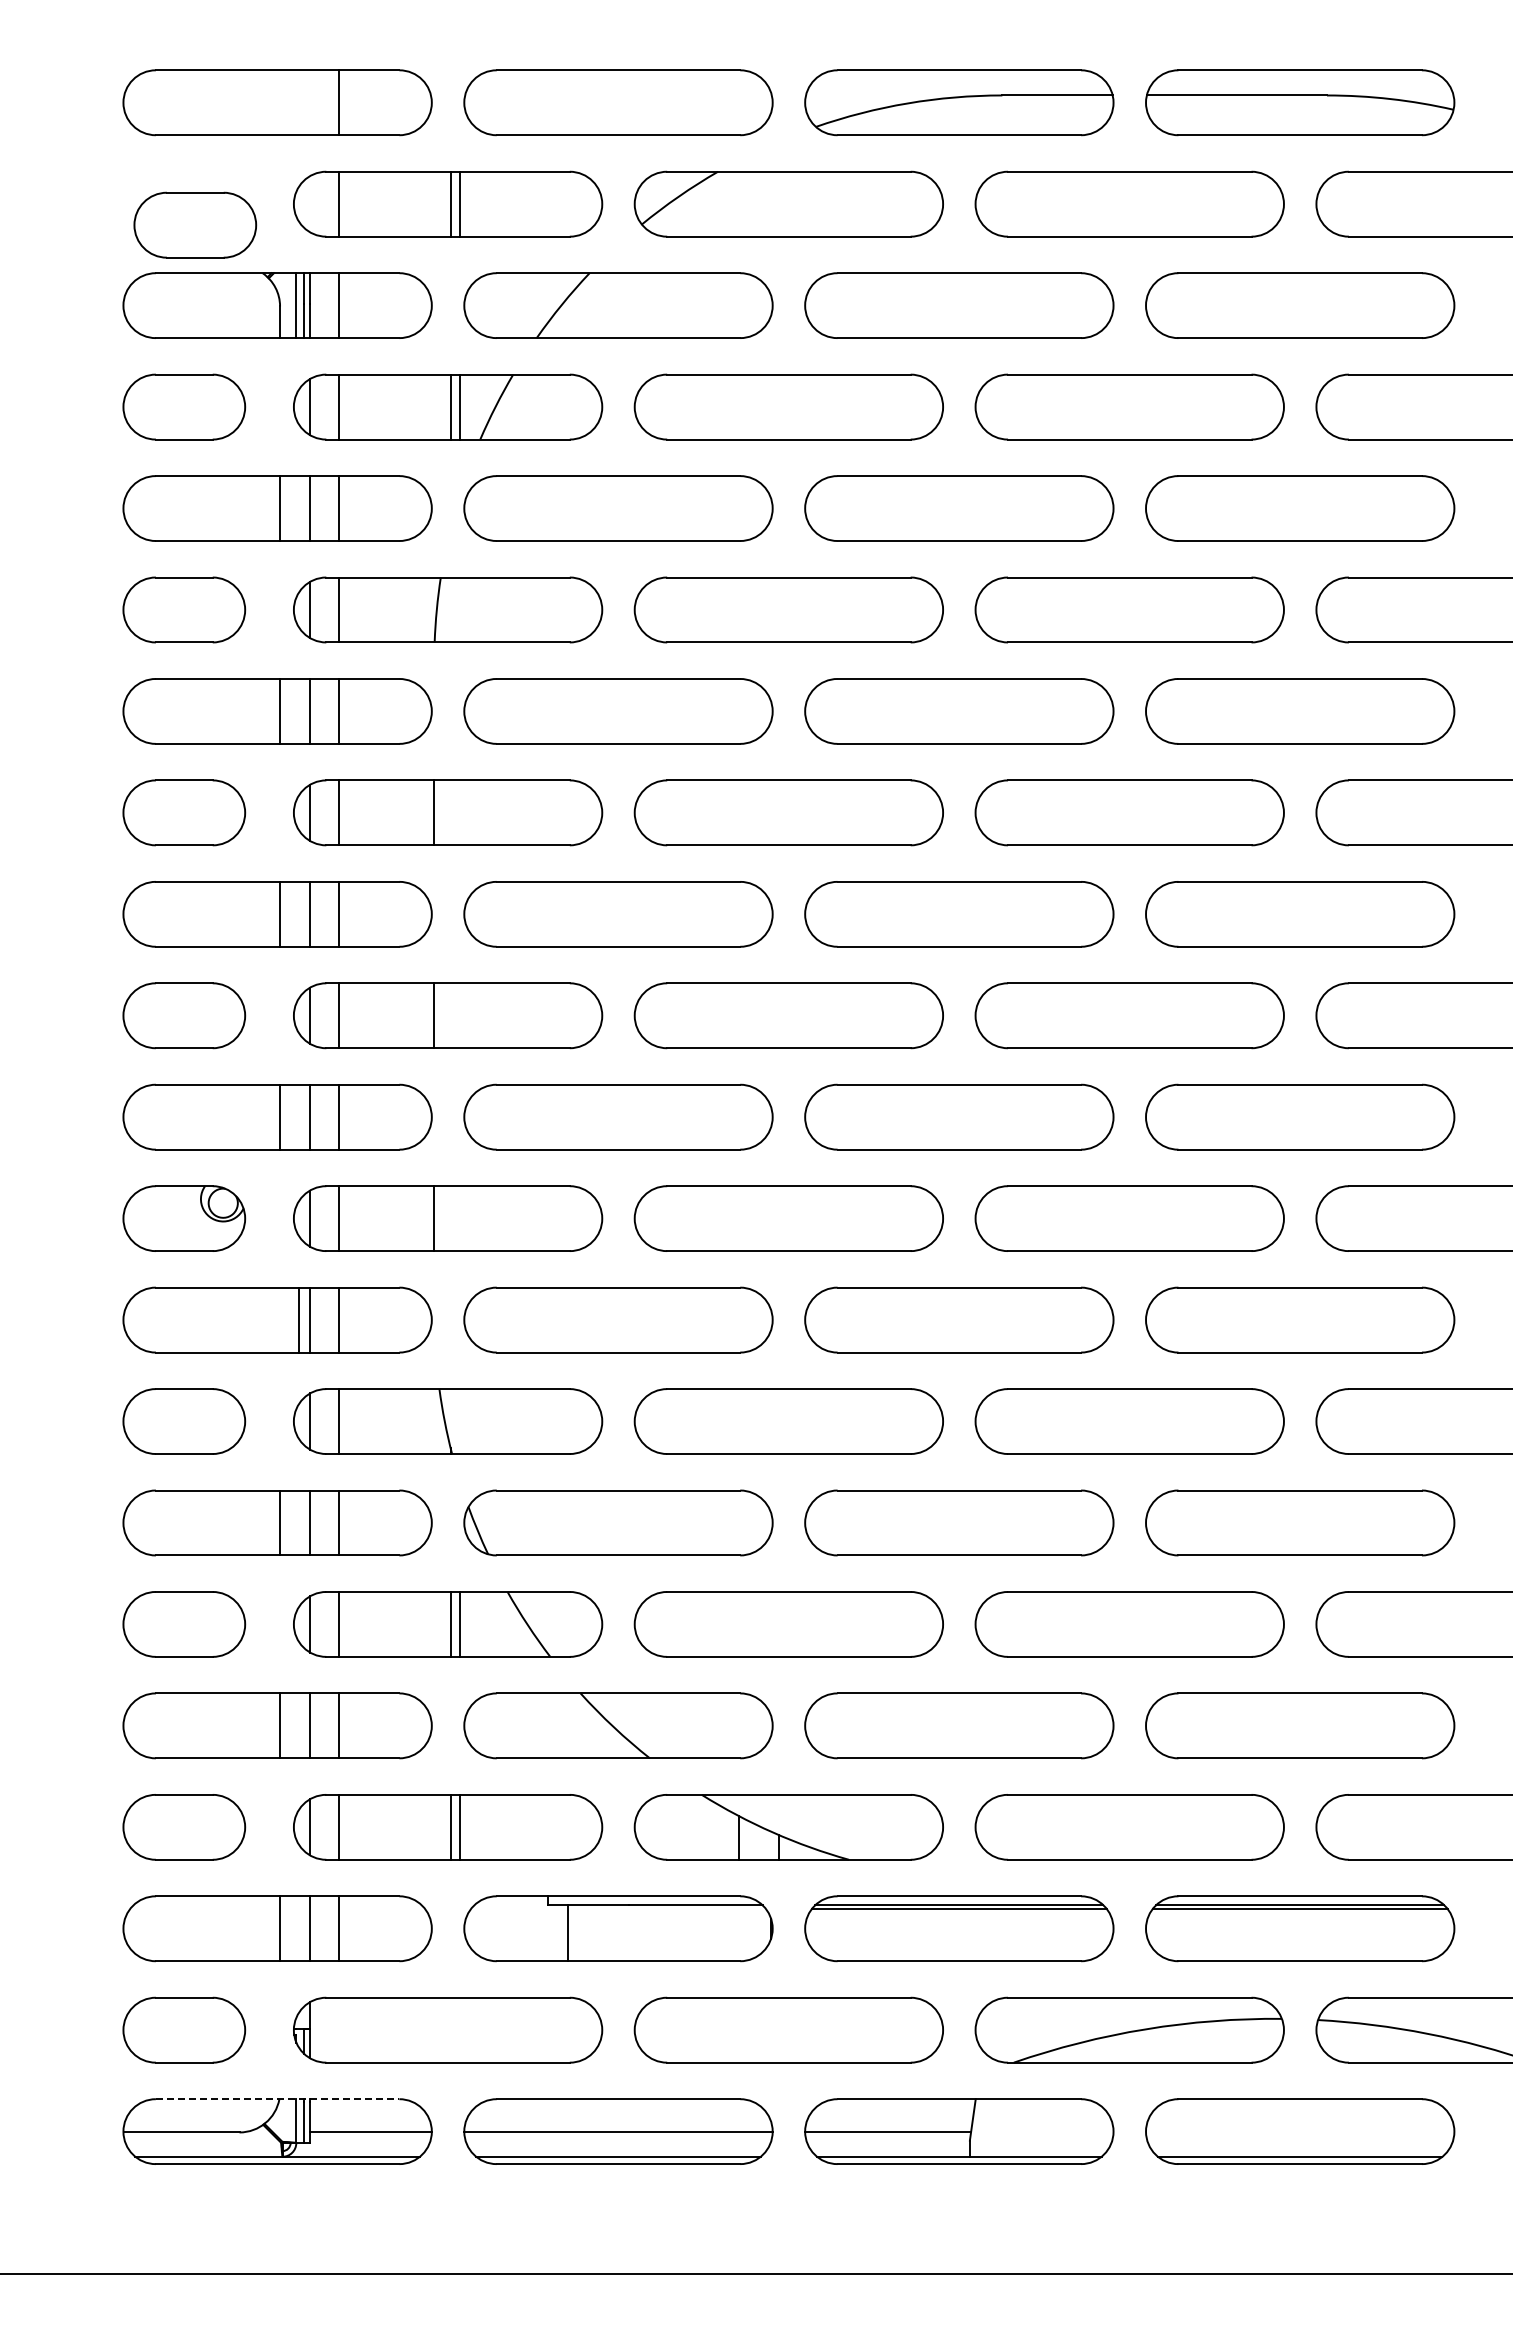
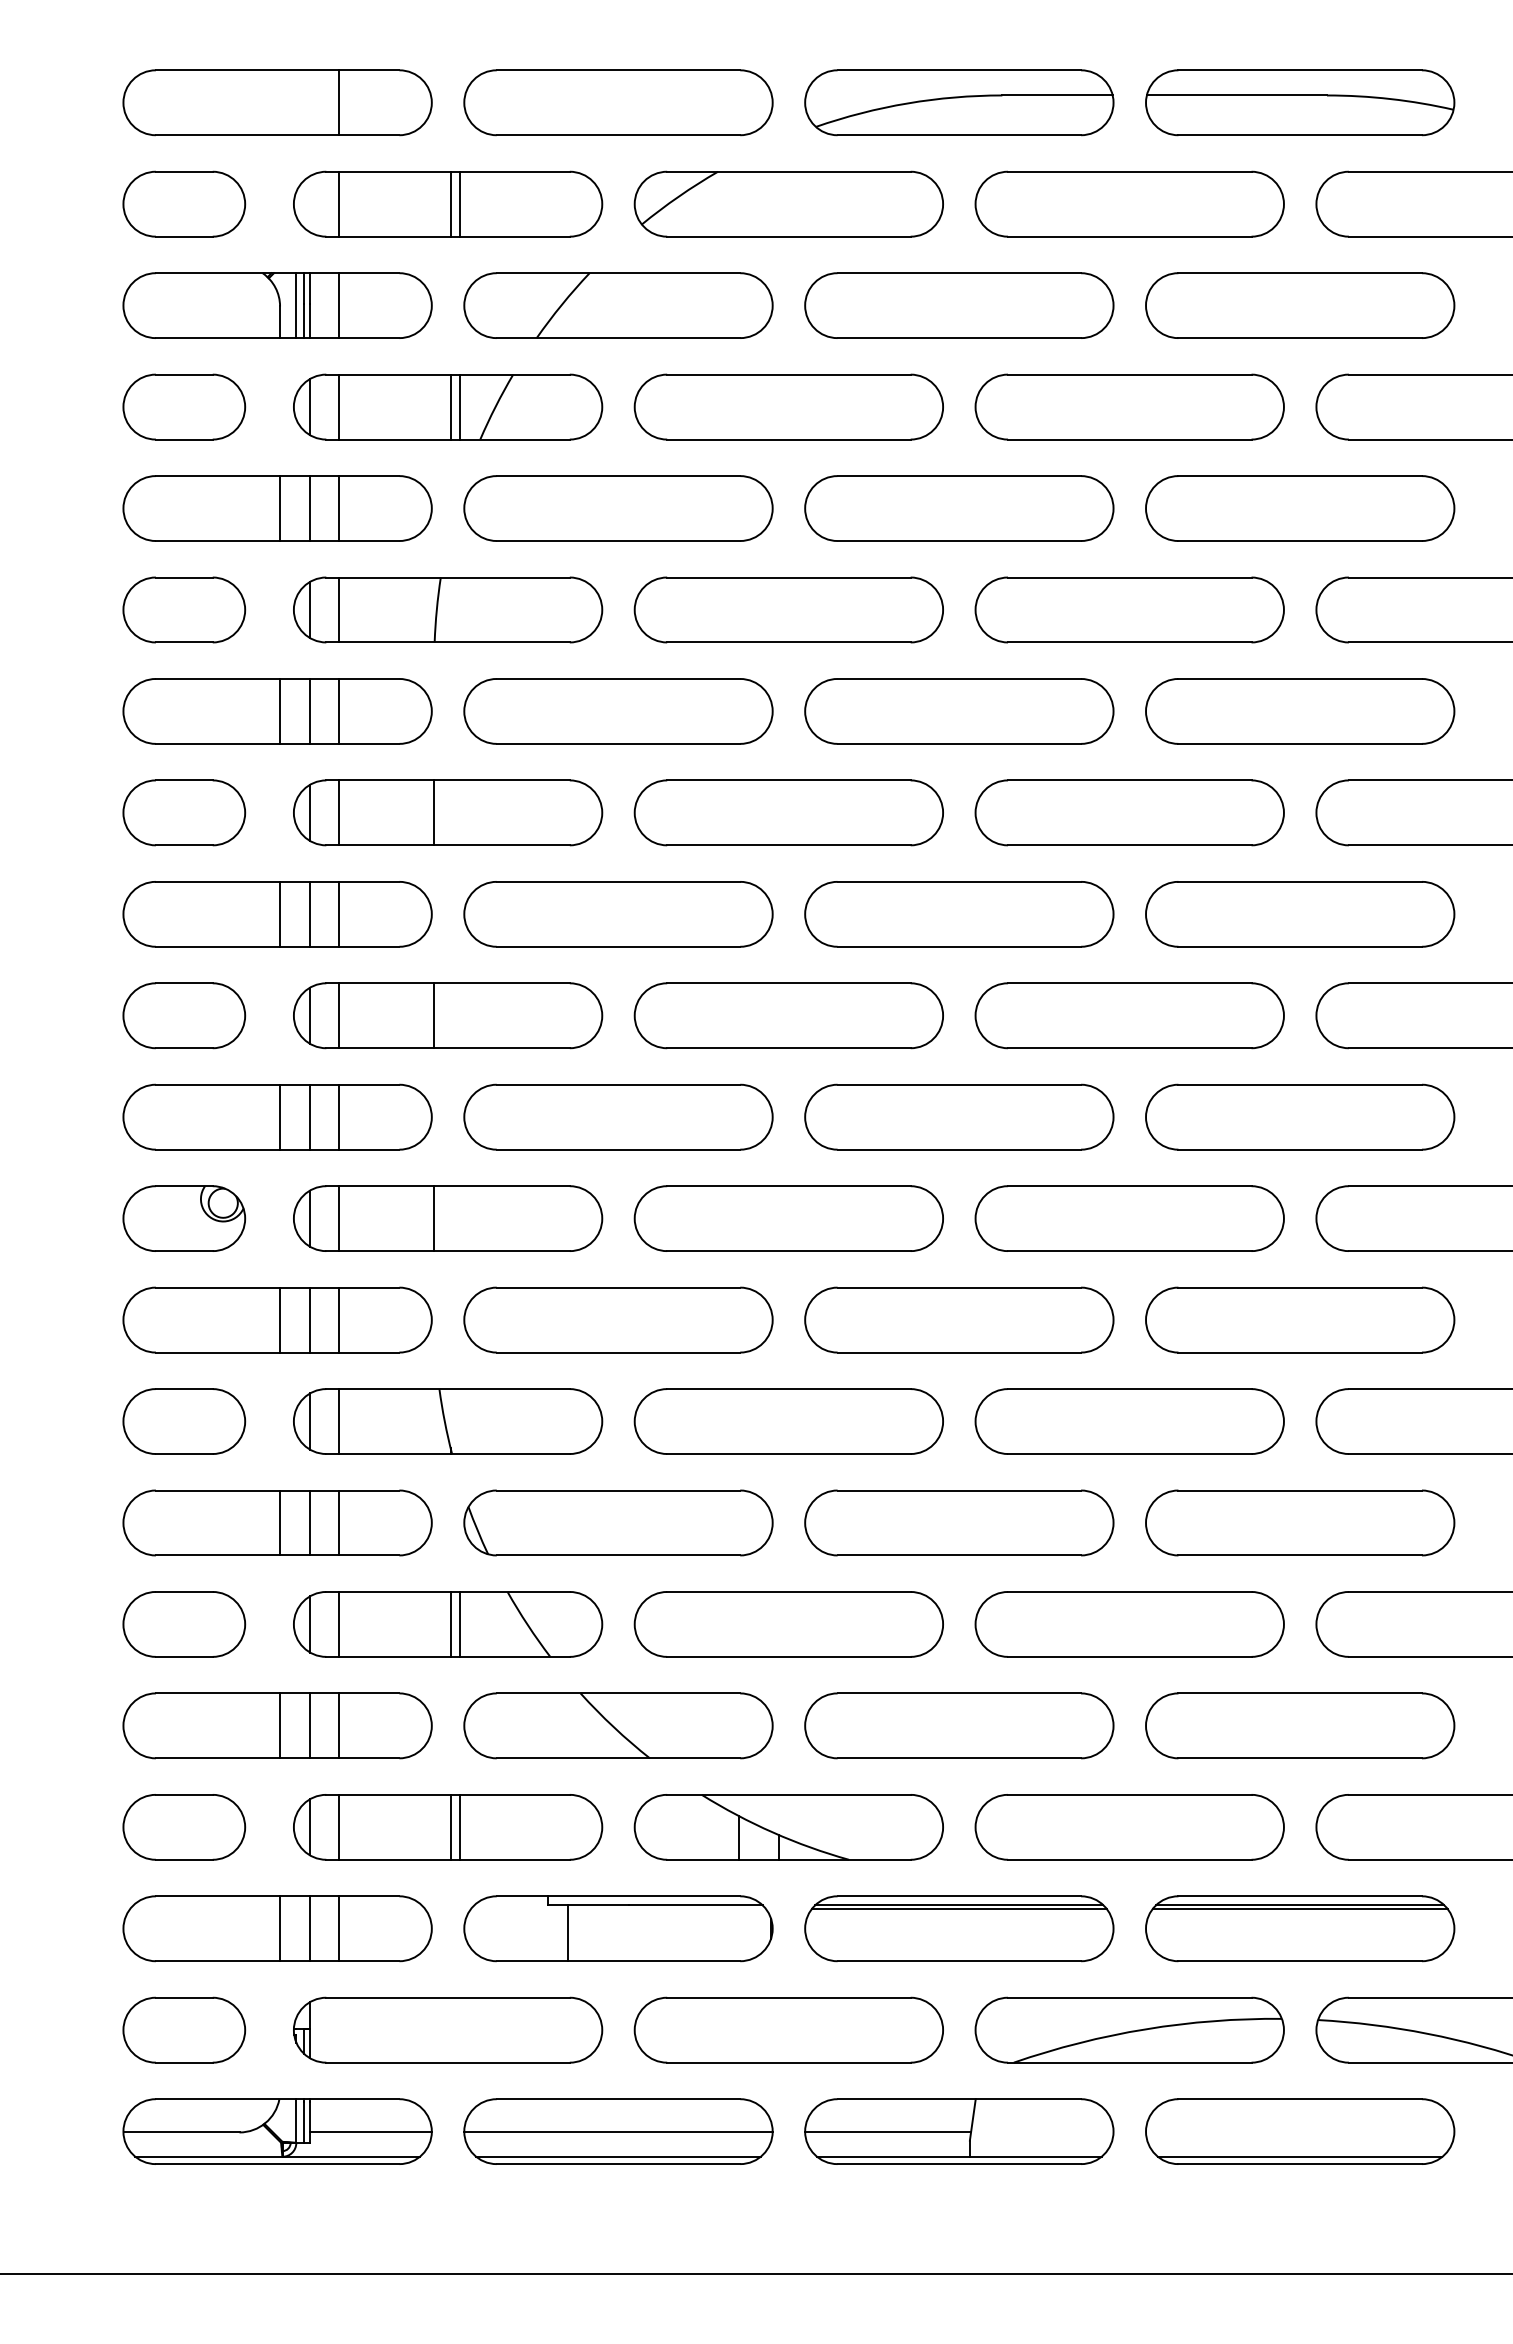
part position: (195, 224) -> (184, 203) (184, 203)
line position: (299, 1319) -> (280, 1319) (280, 1319)
line: dashed -> solid (277, 2099)
